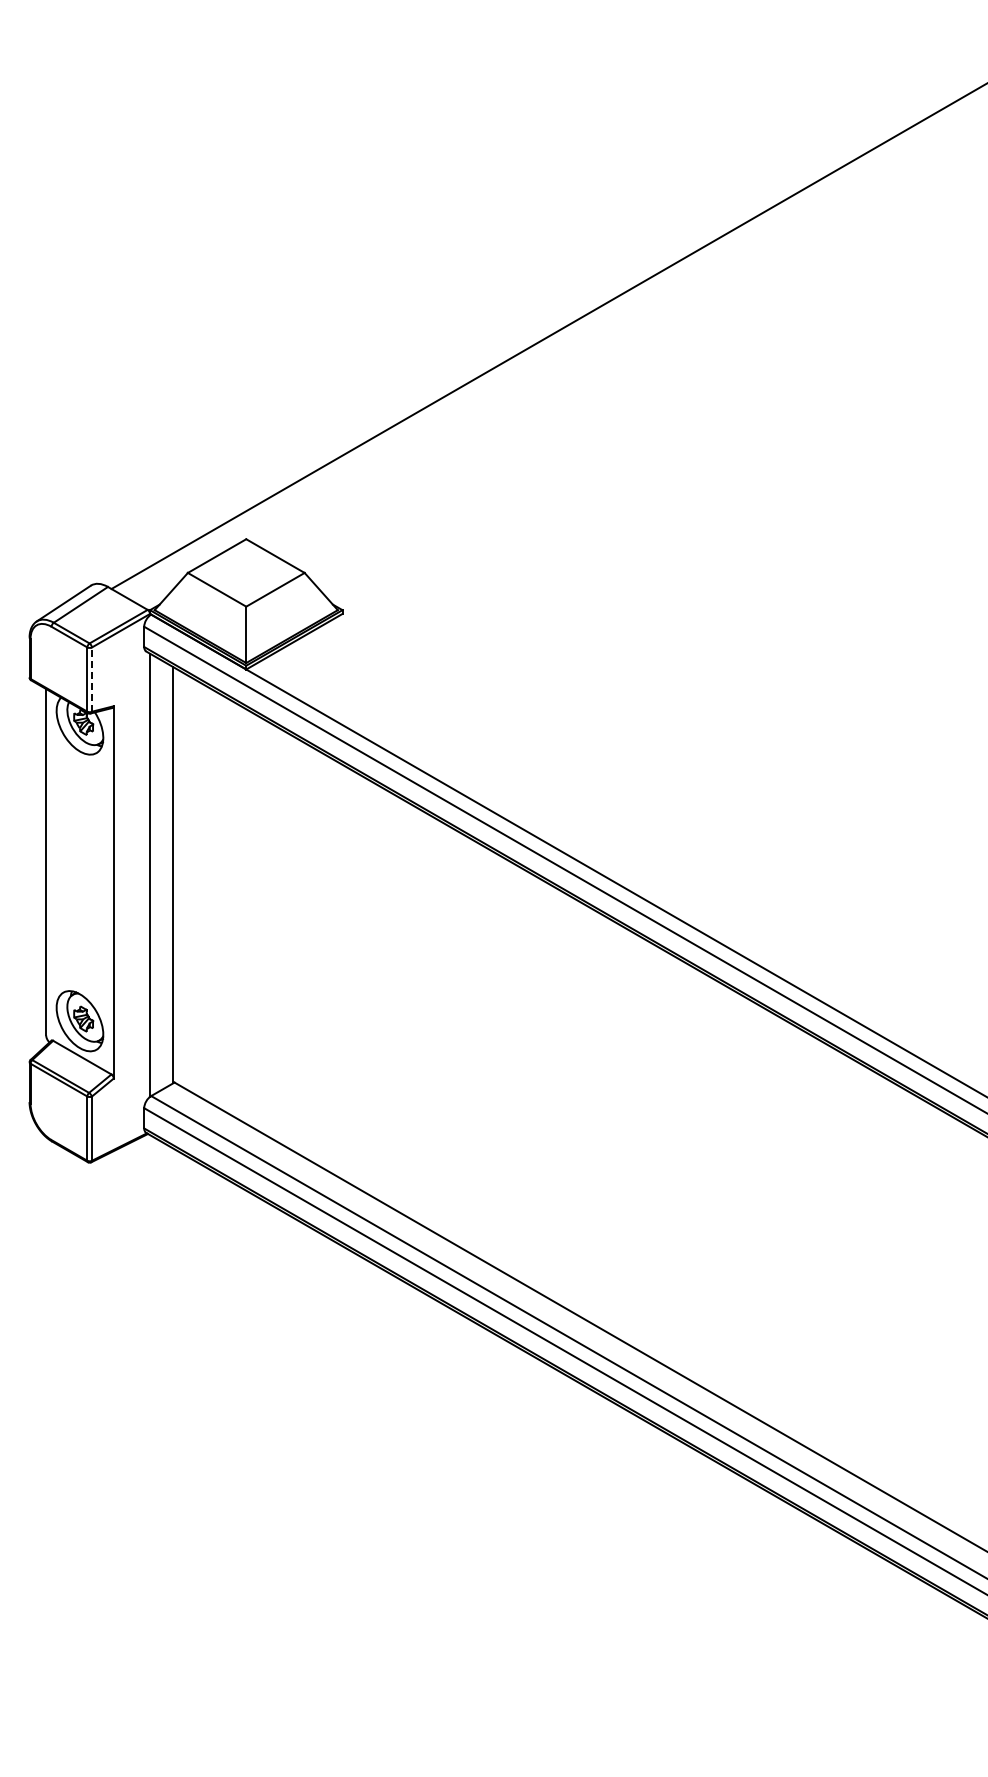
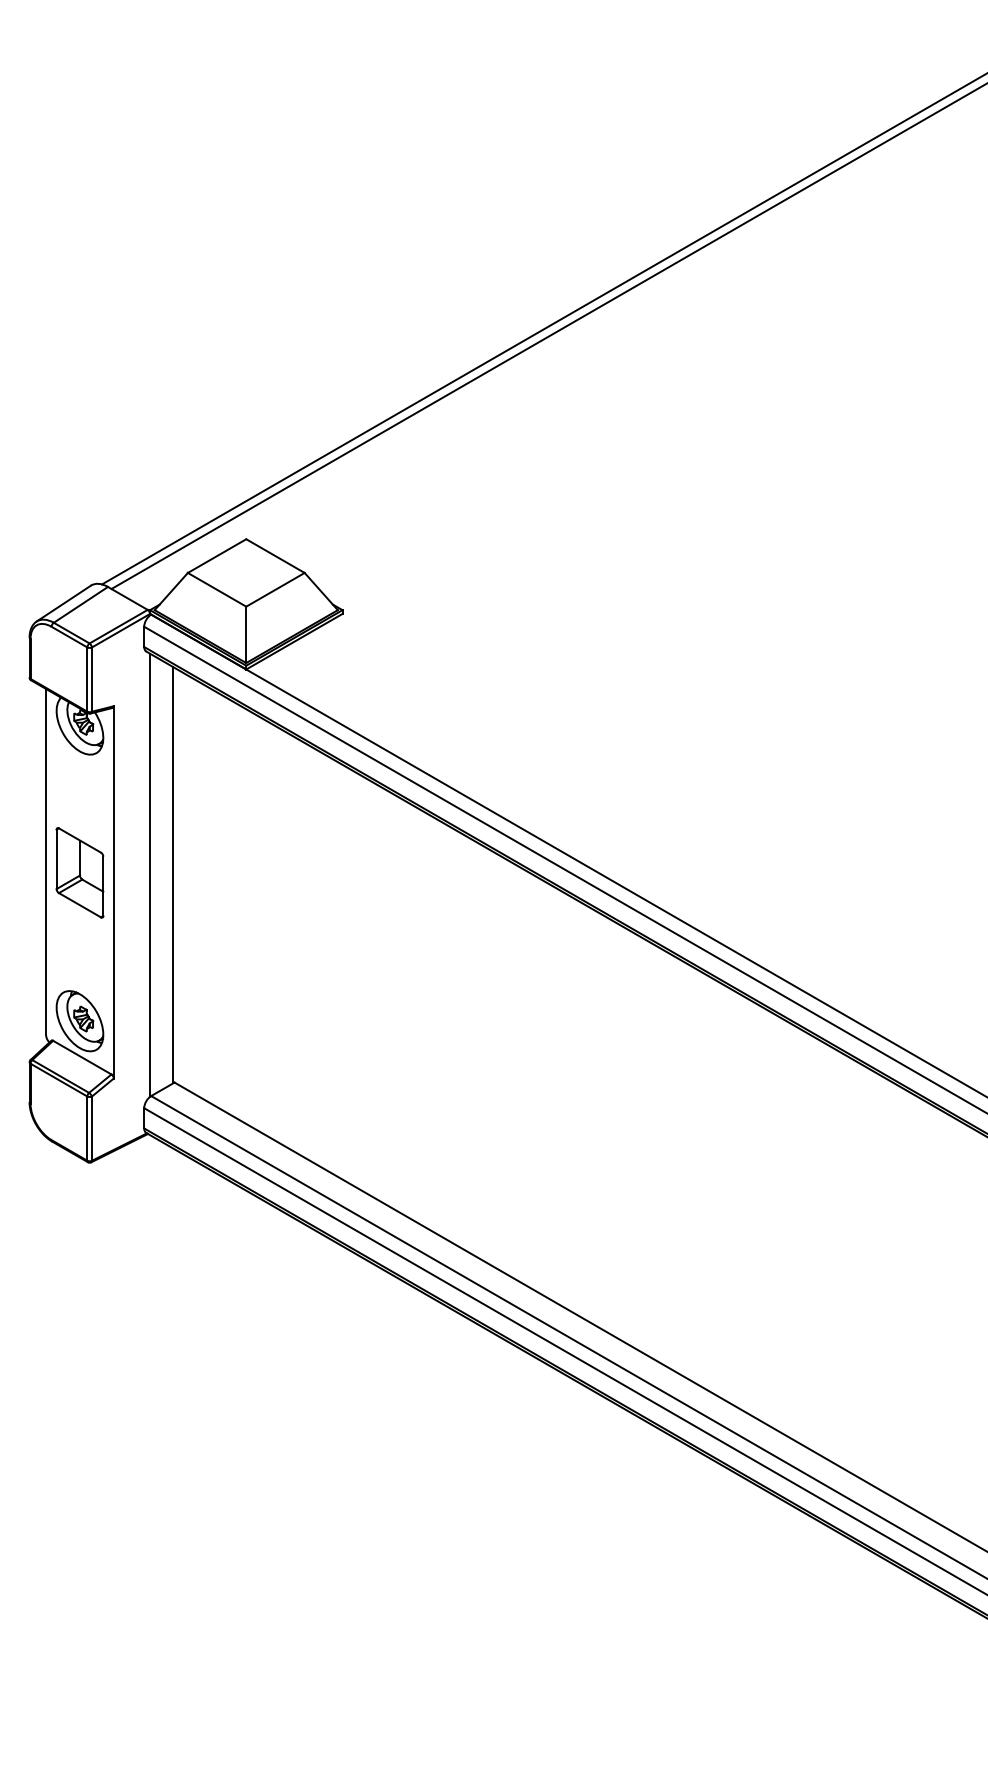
line: none -> present (543, 329)
line: dashed -> solid (91, 679)
part: none -> present (79, 872)
